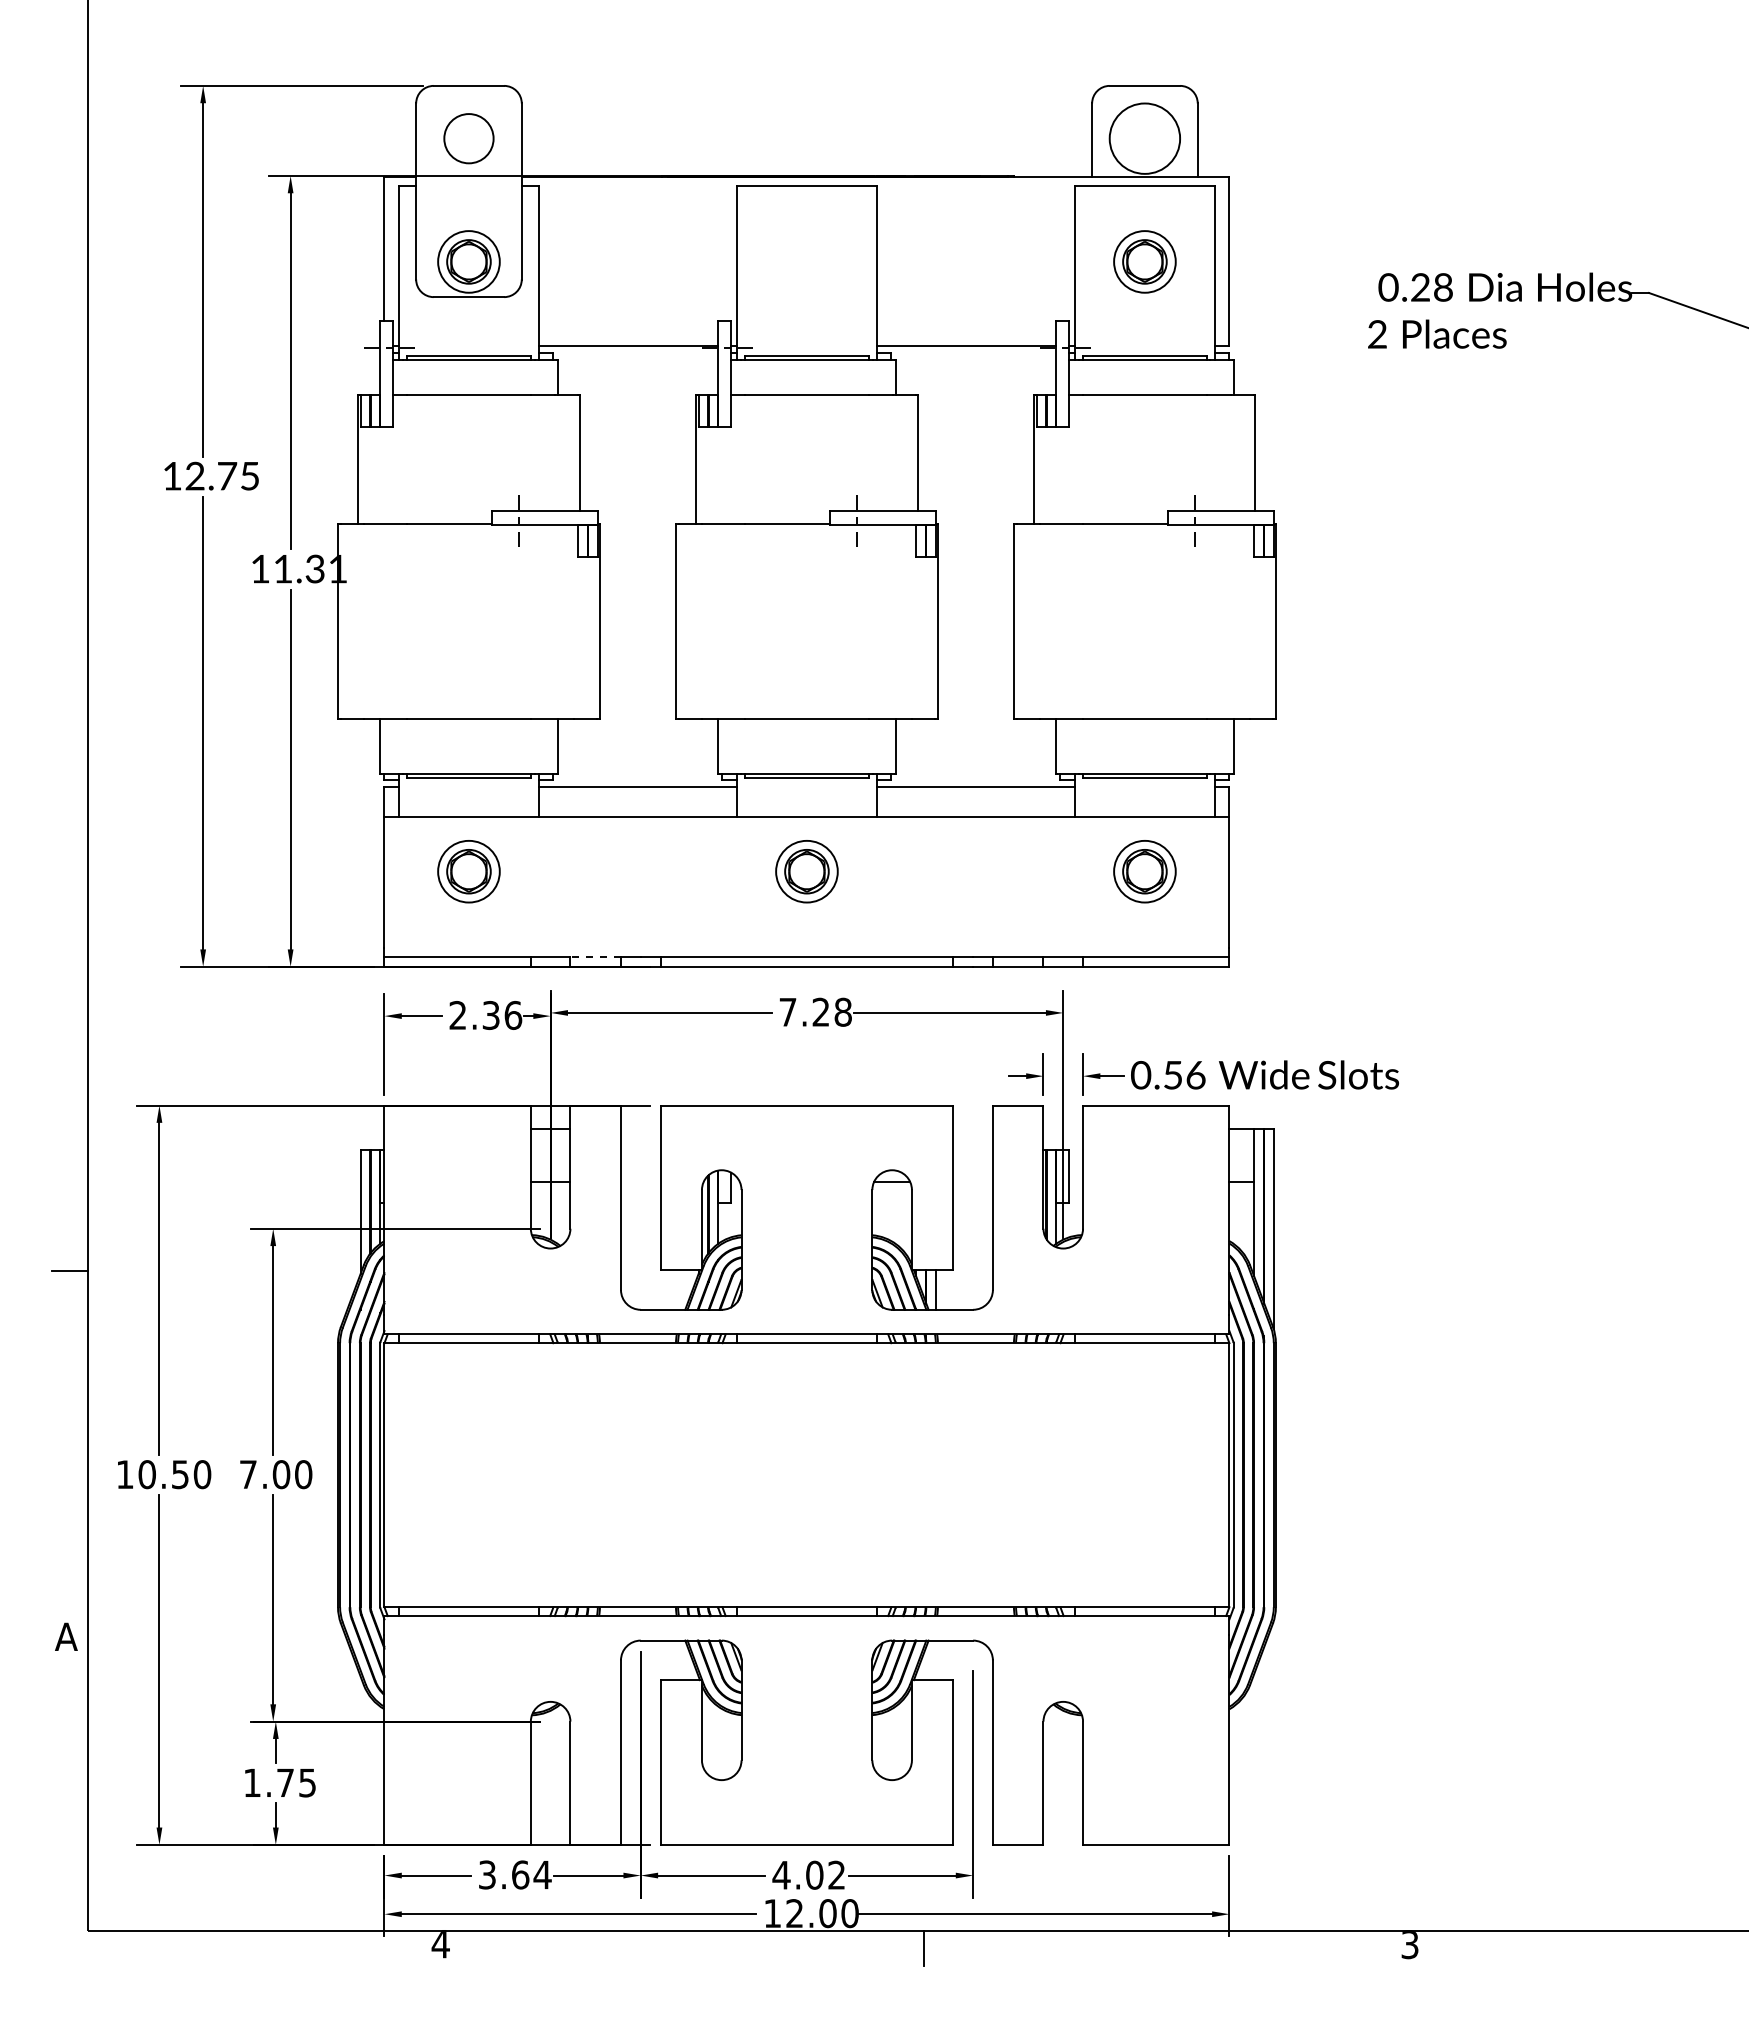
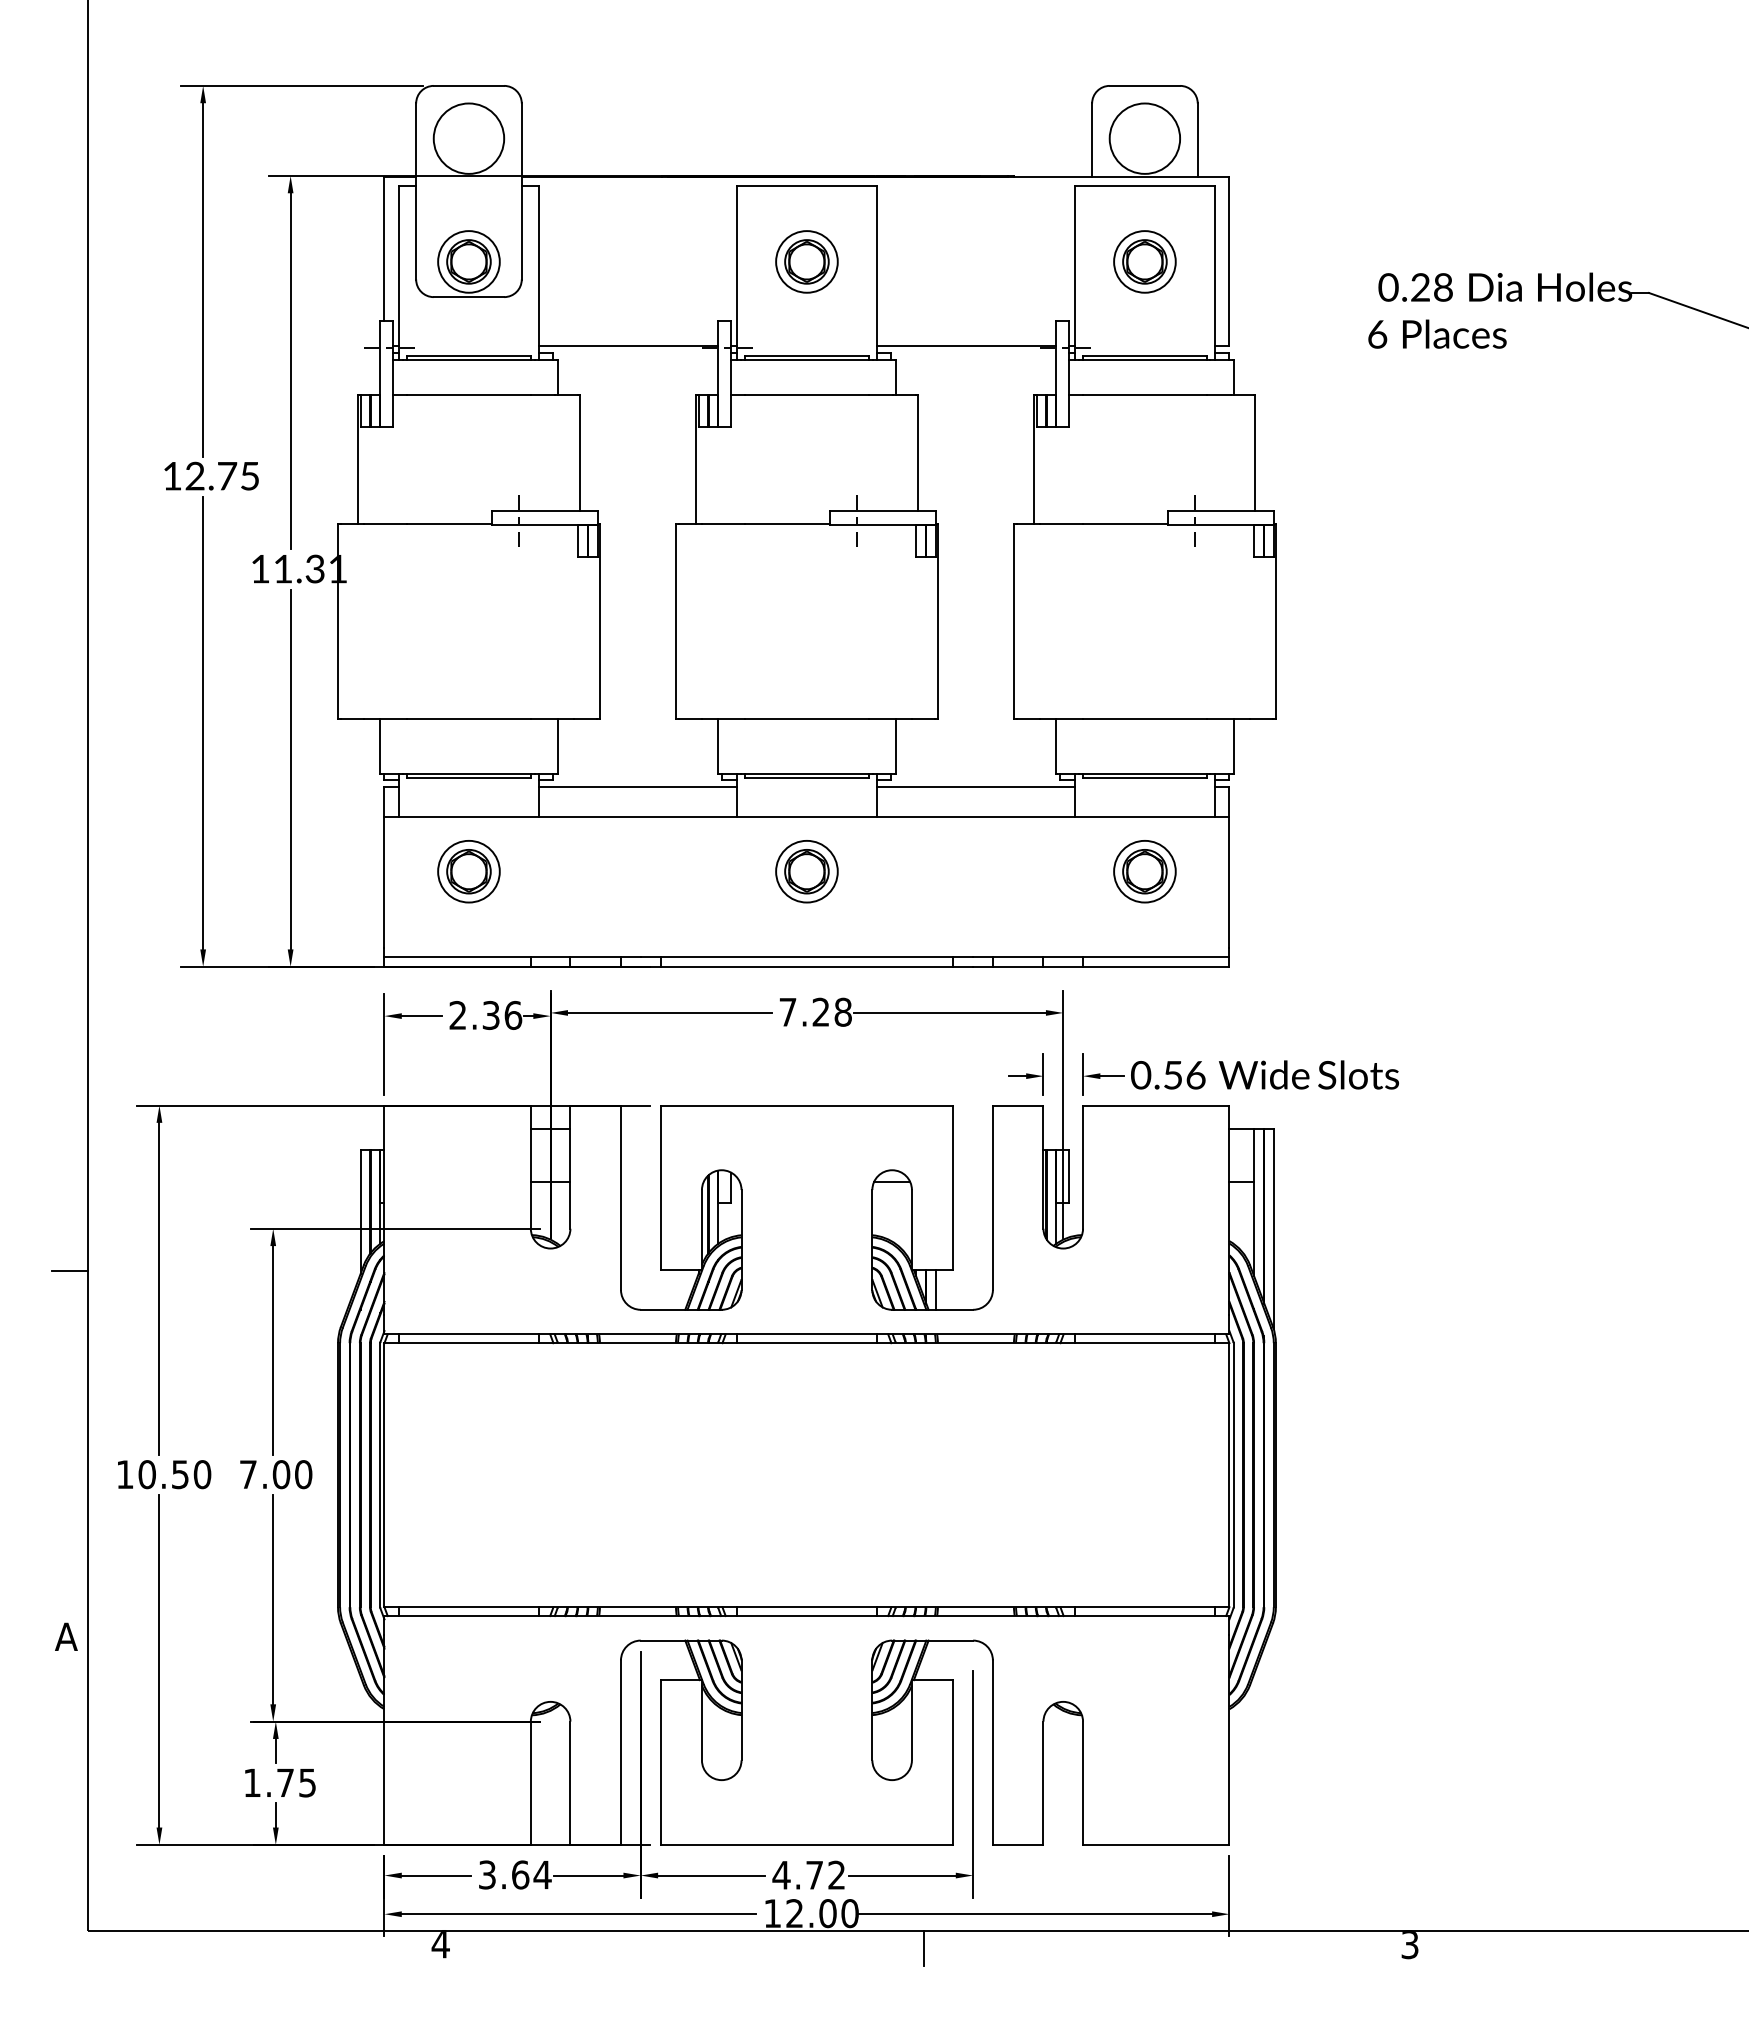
circle diameter: 49 px -> 70 px (468, 138)
part: none -> present (806, 261)
text: 2 -> 6 (1377, 334)
line: dashed -> solid (595, 957)
text: 4.02 -> 4.72 (814, 1874)
